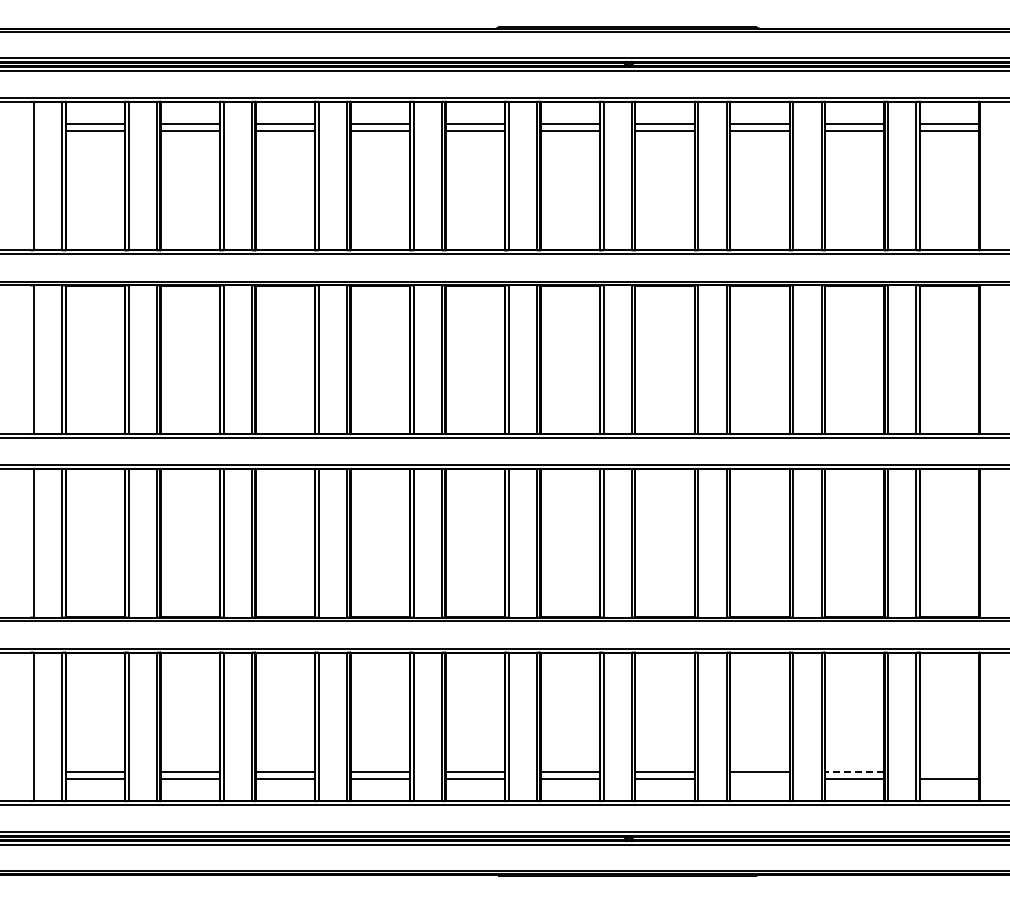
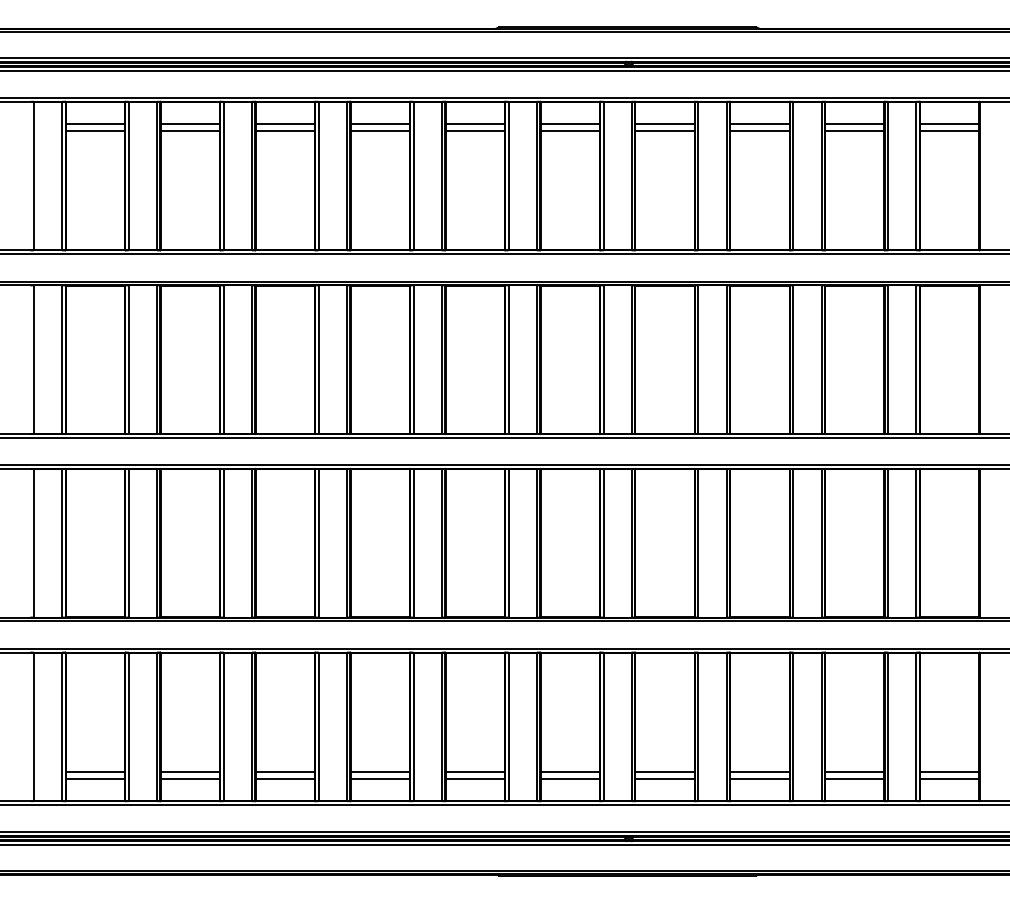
line: dashed -> solid (854, 772)
line: none -> present (949, 772)
line: none -> present (759, 779)
